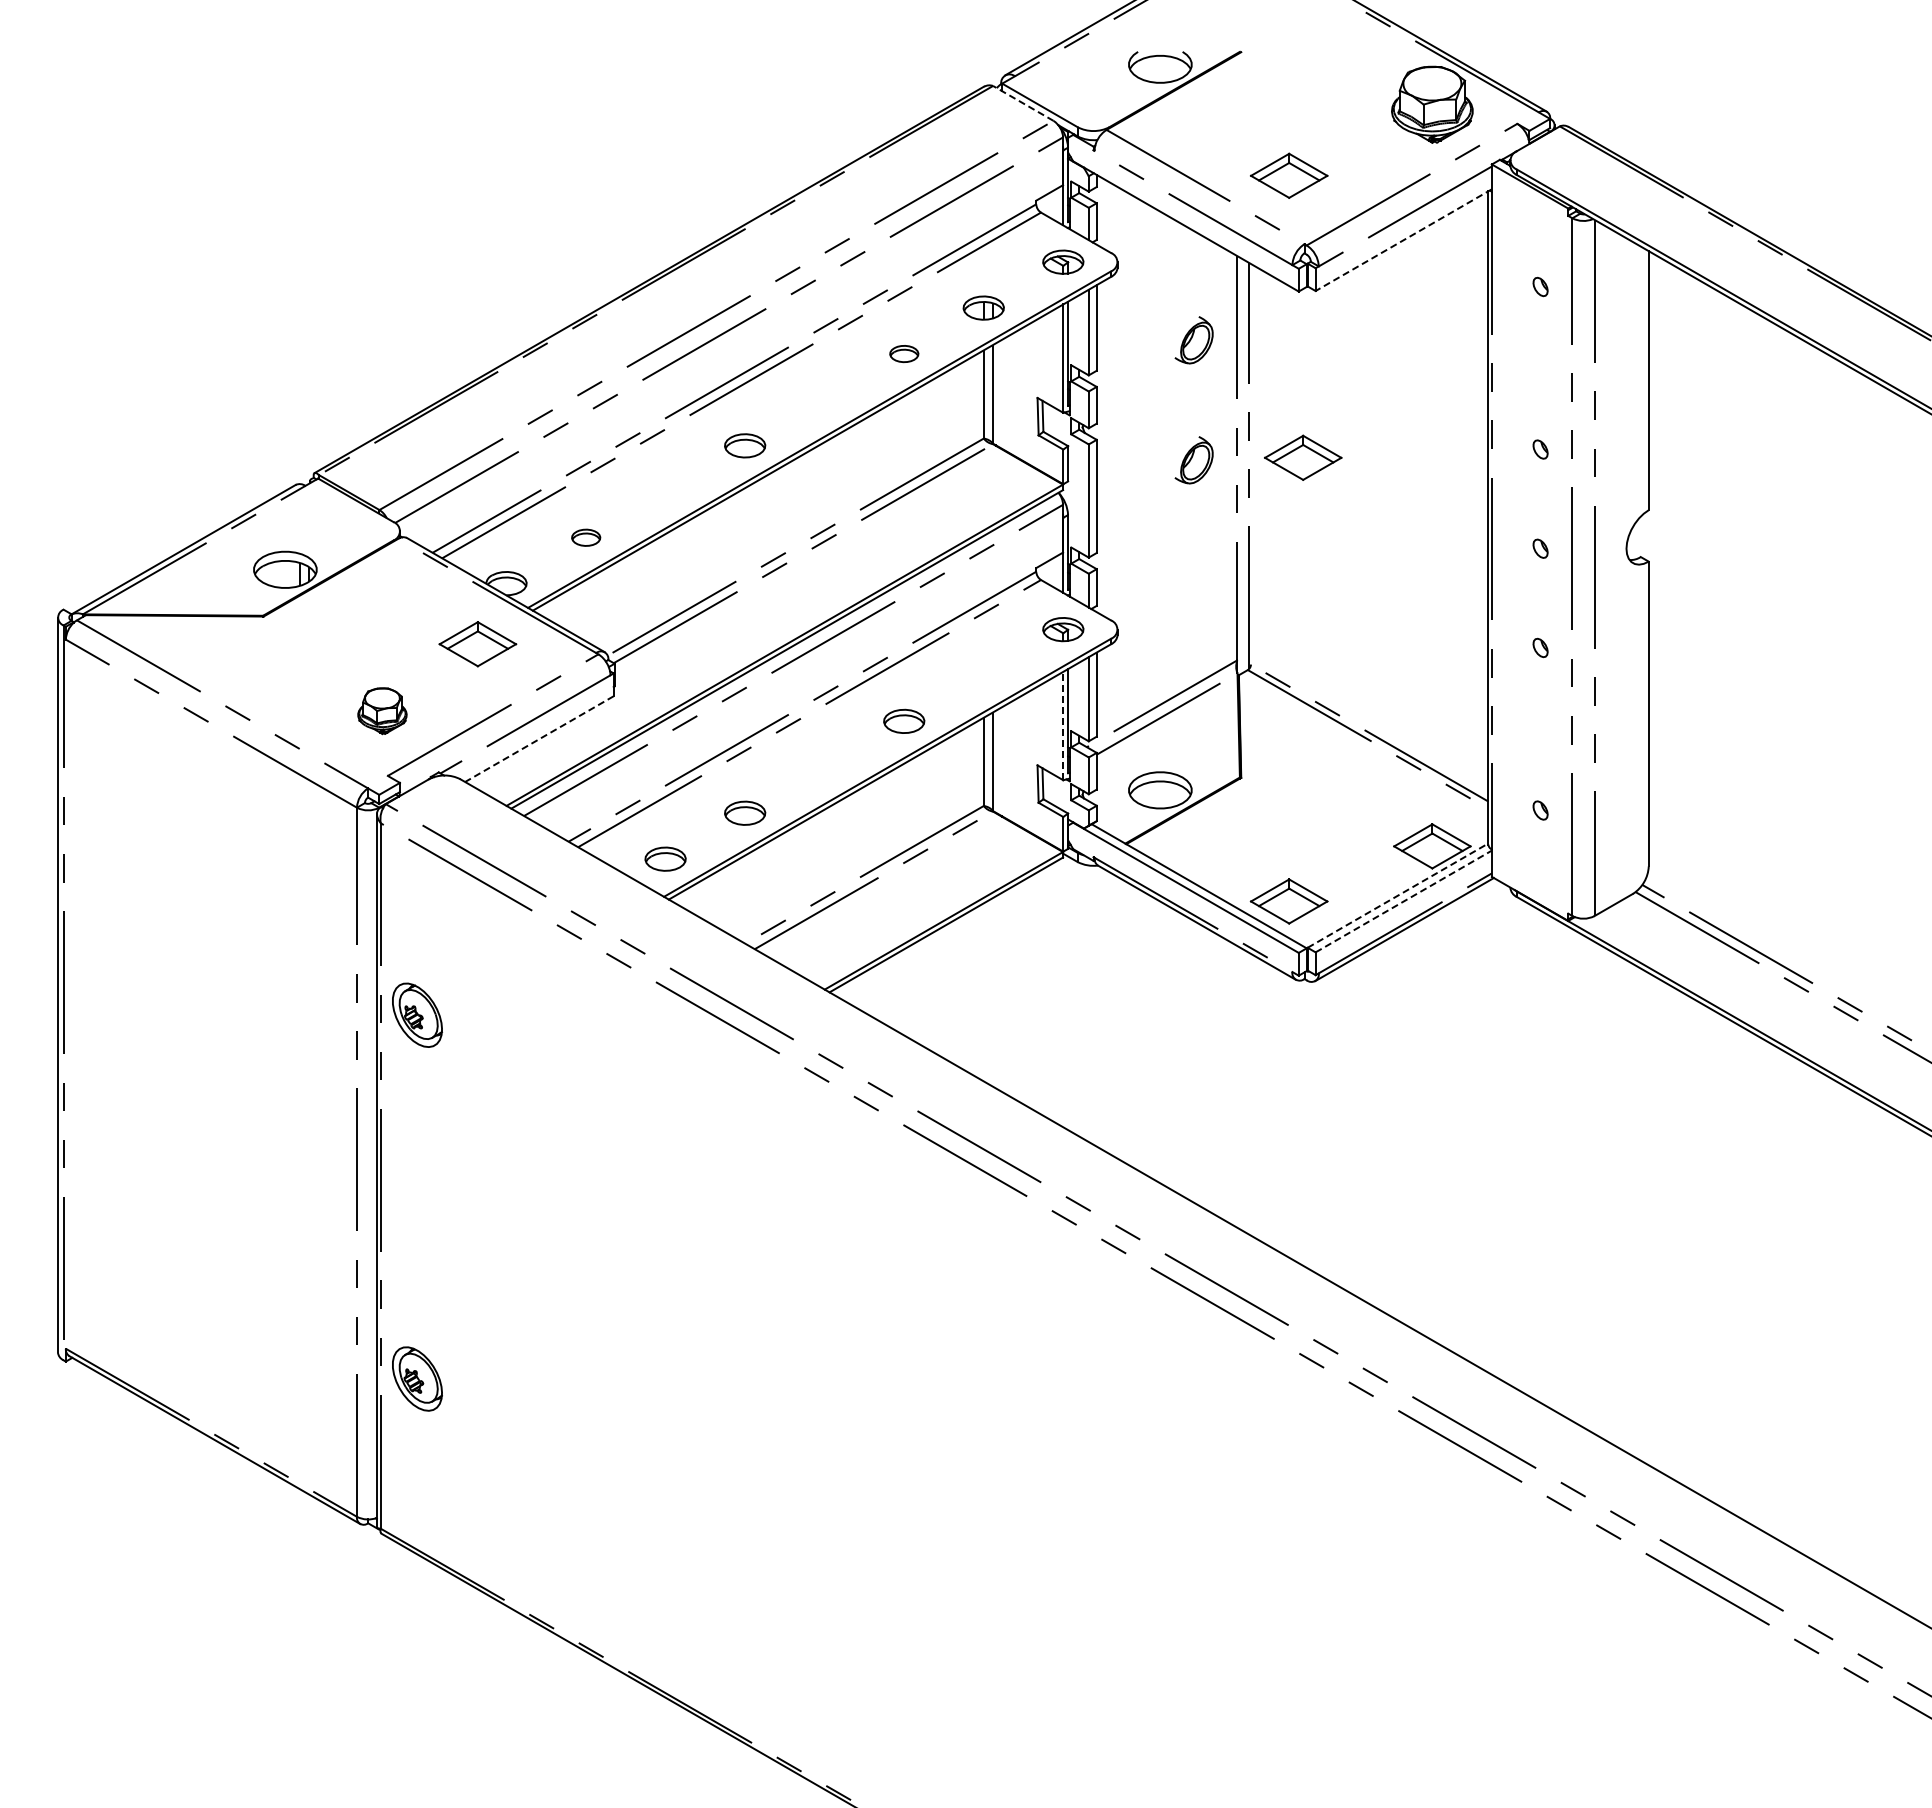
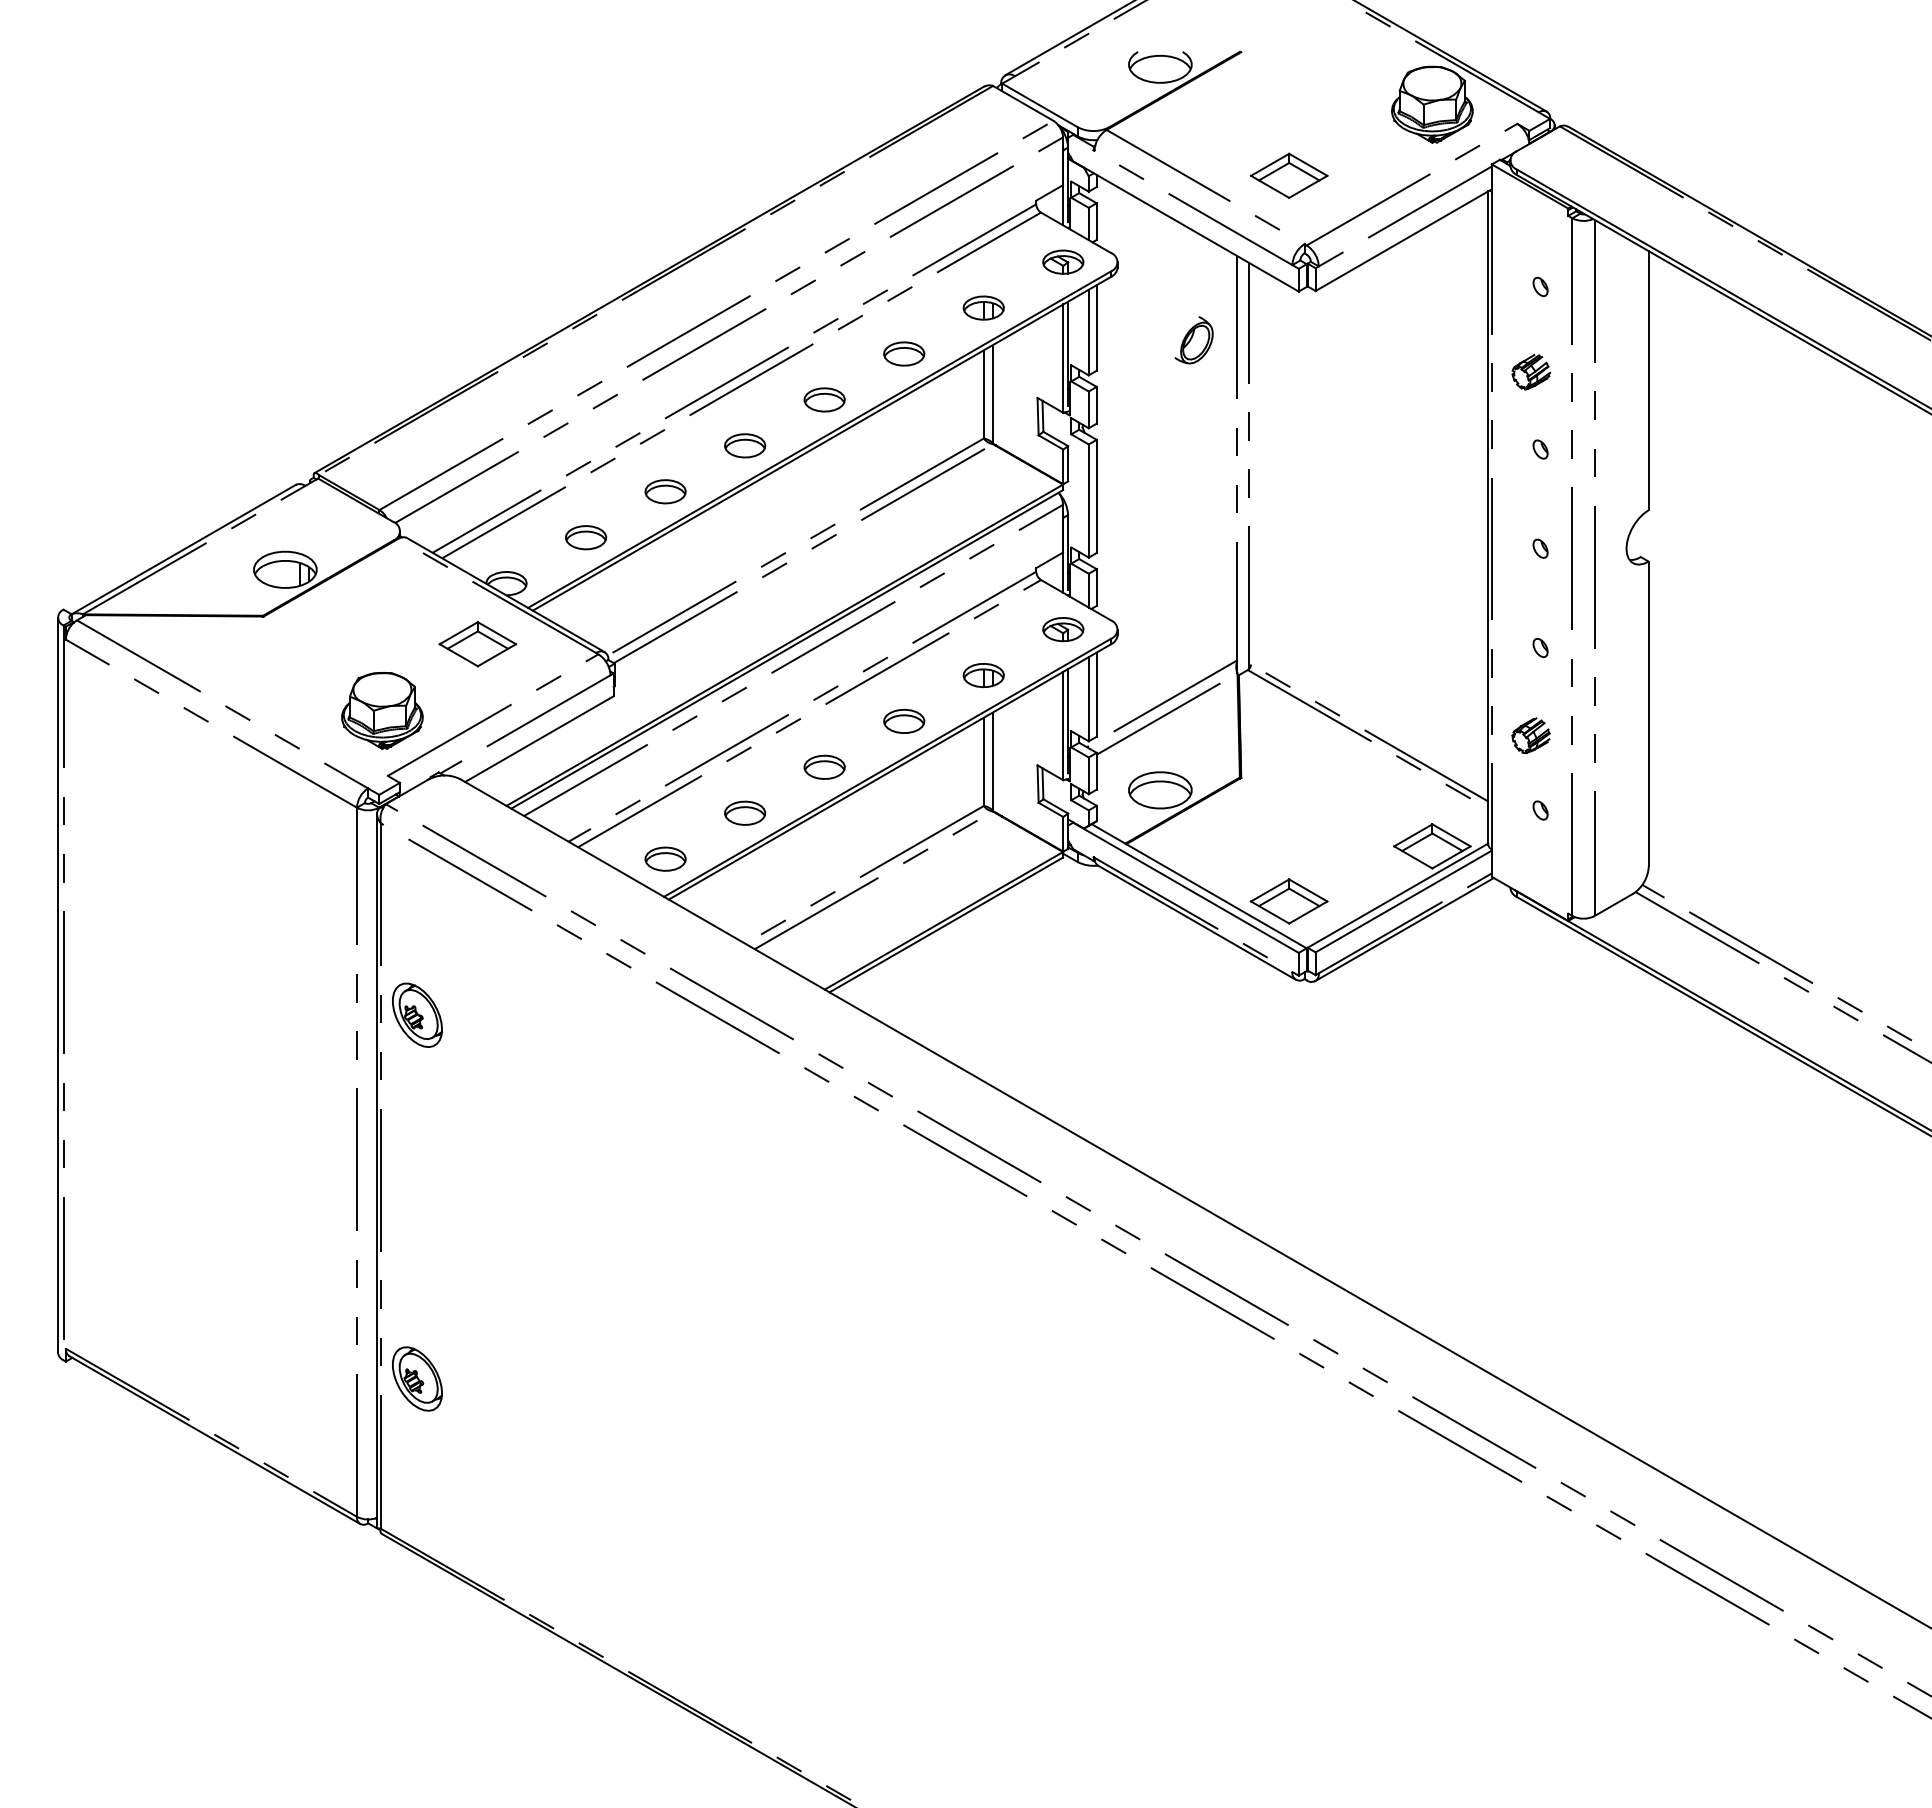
line: dashed -> solid (1023, 103)
line: dashed -> solid (1403, 240)
part size: 31x19 px -> 43x26 px (904, 353)
part: none -> present (1531, 372)
part: none -> present (824, 399)
part: present -> none (1303, 457)
part: present -> none (1193, 460)
part: none -> present (665, 491)
part size: 31x19 px -> 43x26 px (586, 537)
part: none -> present (983, 675)
part size: 51x49 px -> 83x79 px (382, 711)
line: dashed -> solid (1063, 725)
part: none -> present (1530, 735)
line: dashed -> solid (539, 739)
part: none -> present (824, 766)
line: dashed -> solid (1398, 895)
line: dashed -> solid (1403, 901)
